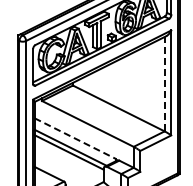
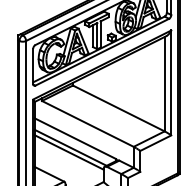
line: dashed -> solid (164, 83)
line: dashed -> solid (75, 138)
